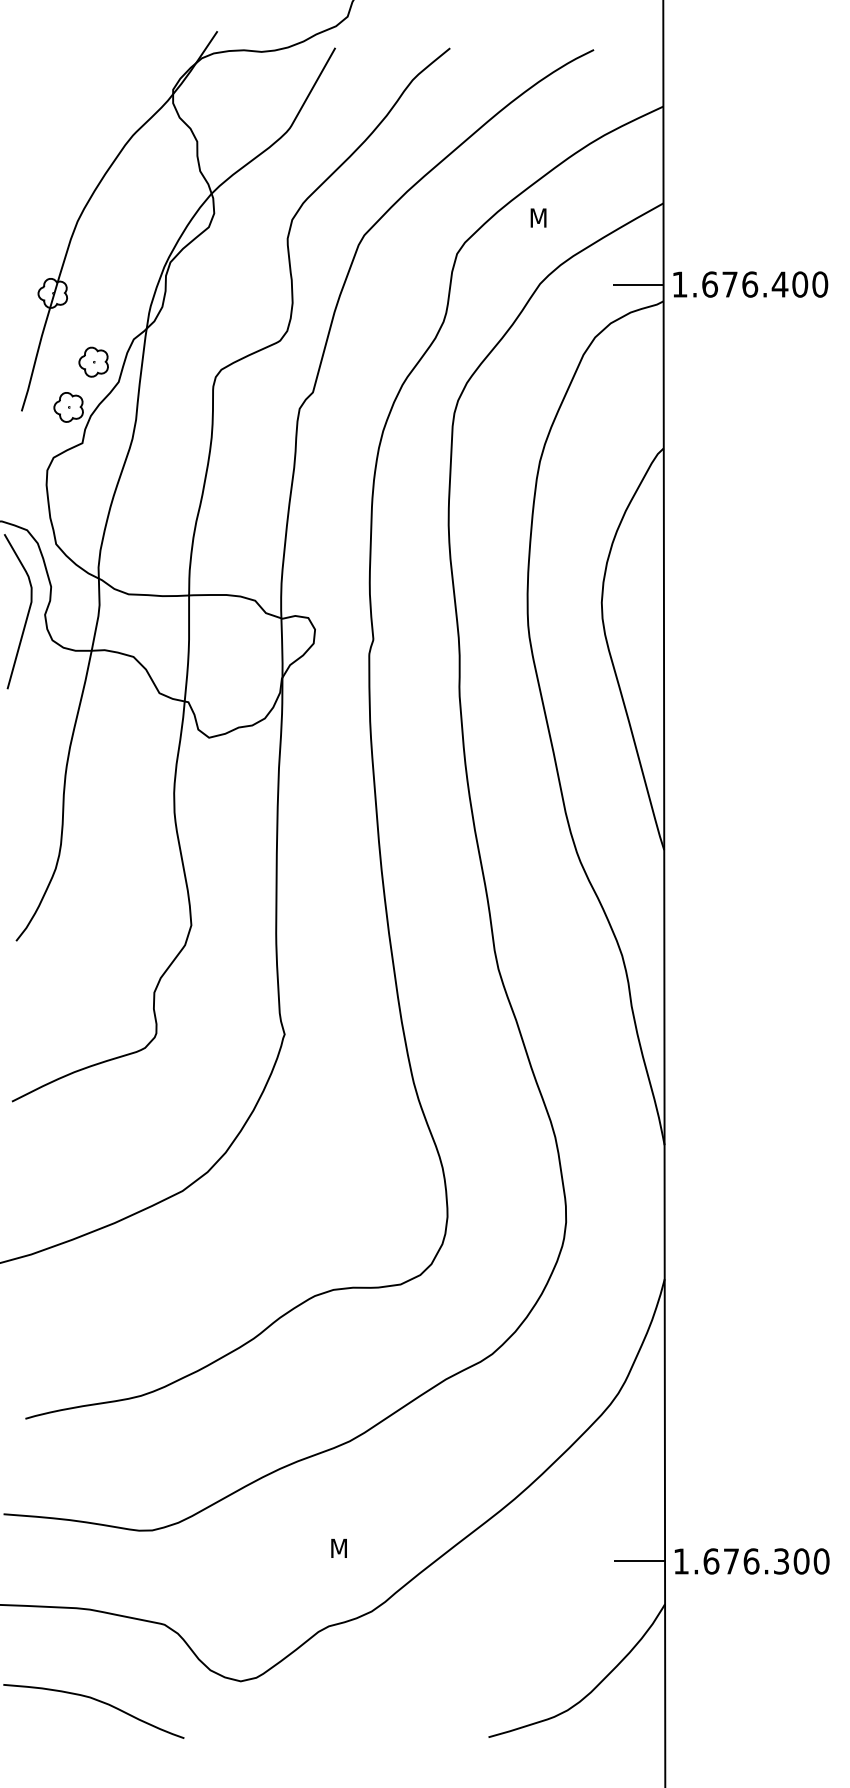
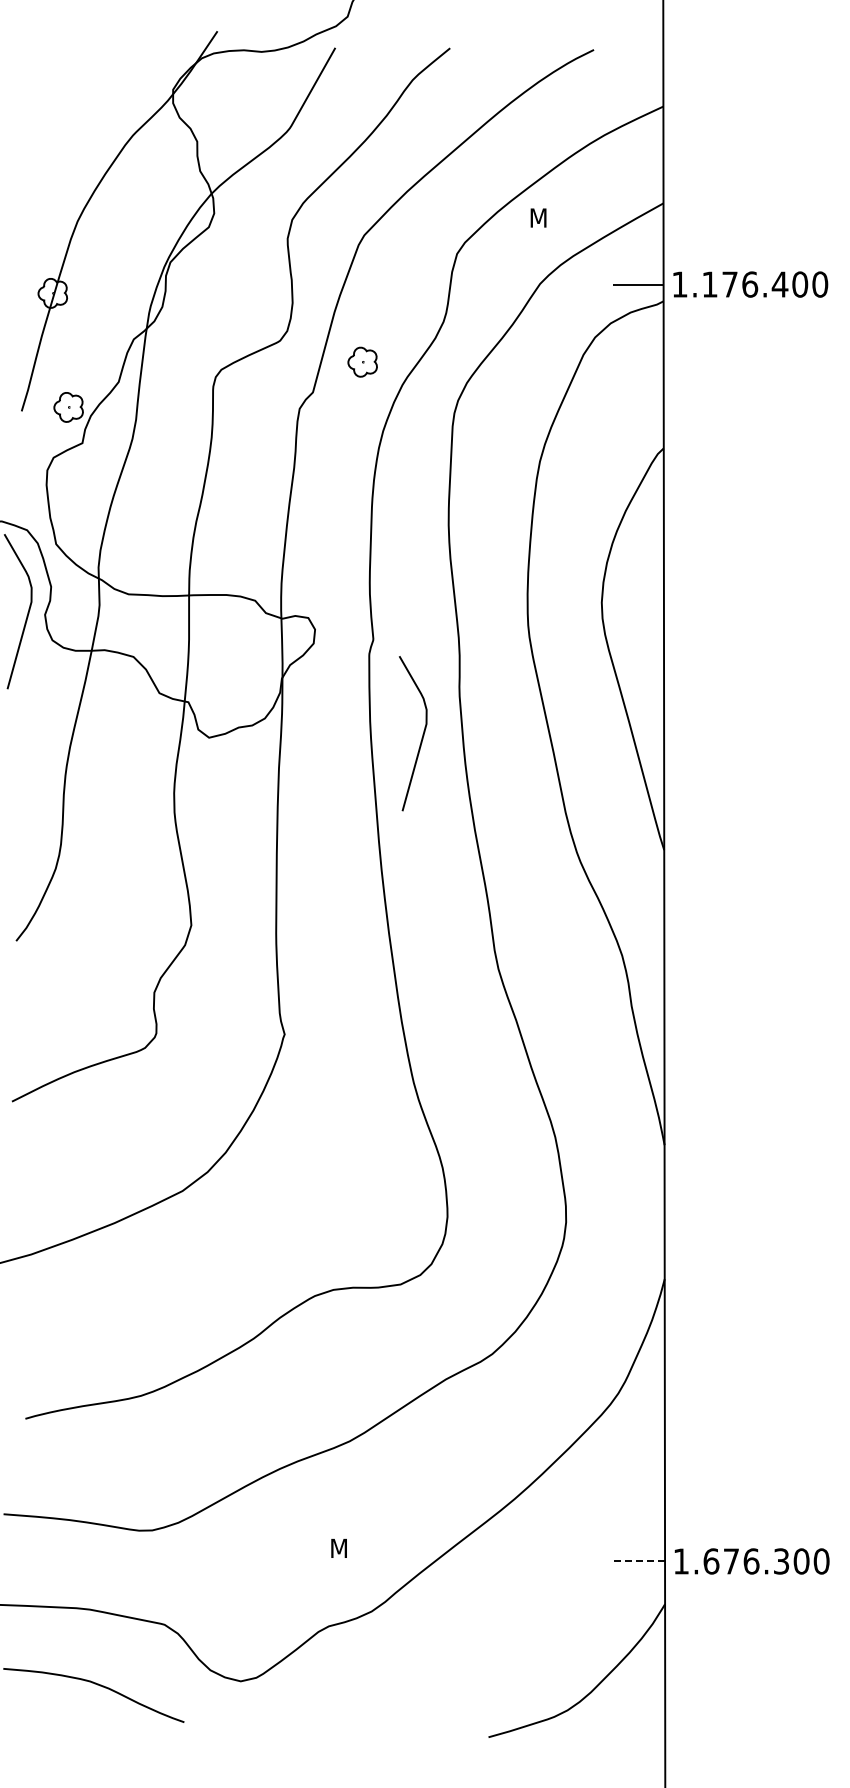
text: 1.676.400 -> 1.176.400 (710, 284)
part position: (93, 361) -> (362, 361) (362, 361)
curve: none -> present (421, 737)
line: solid -> dashed (639, 1561)
curve position: (97, 1701) -> (97, 1685) (97, 1685)
